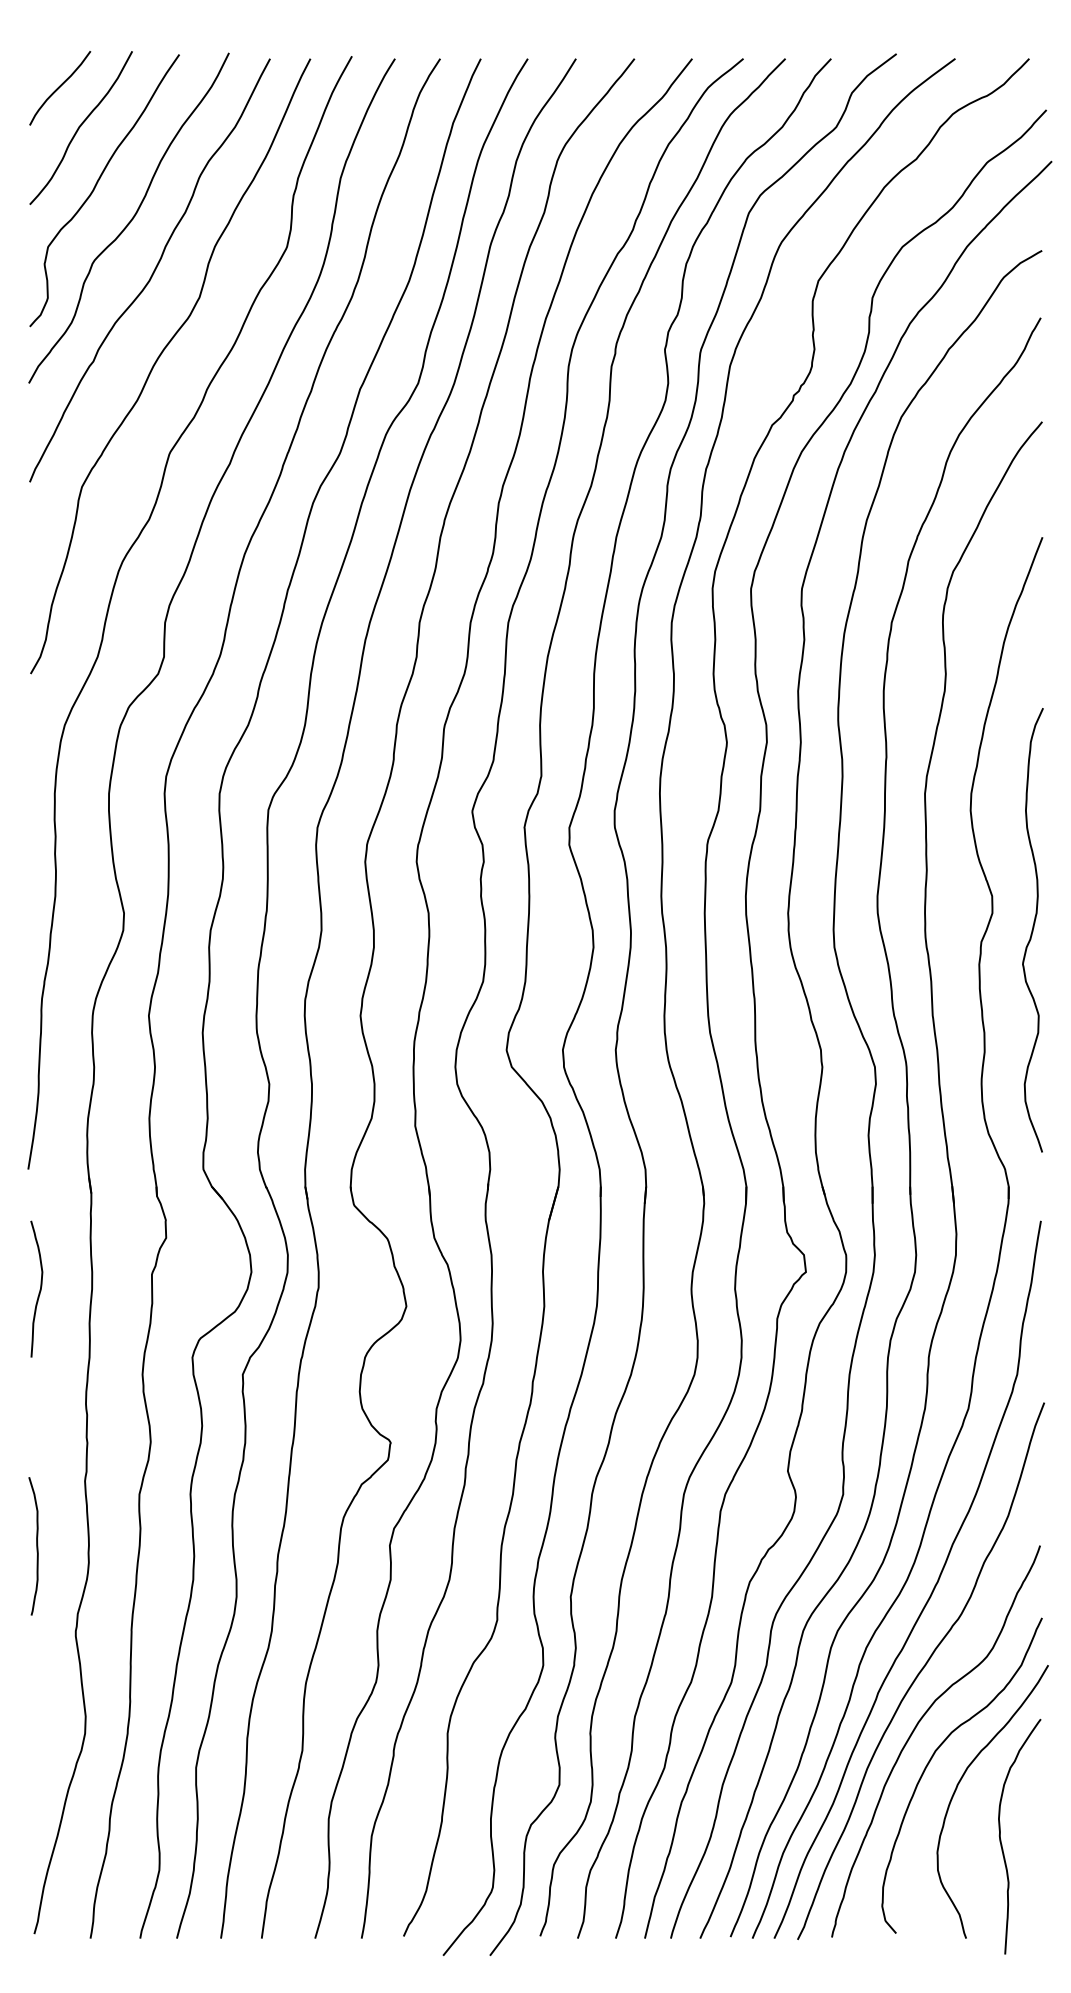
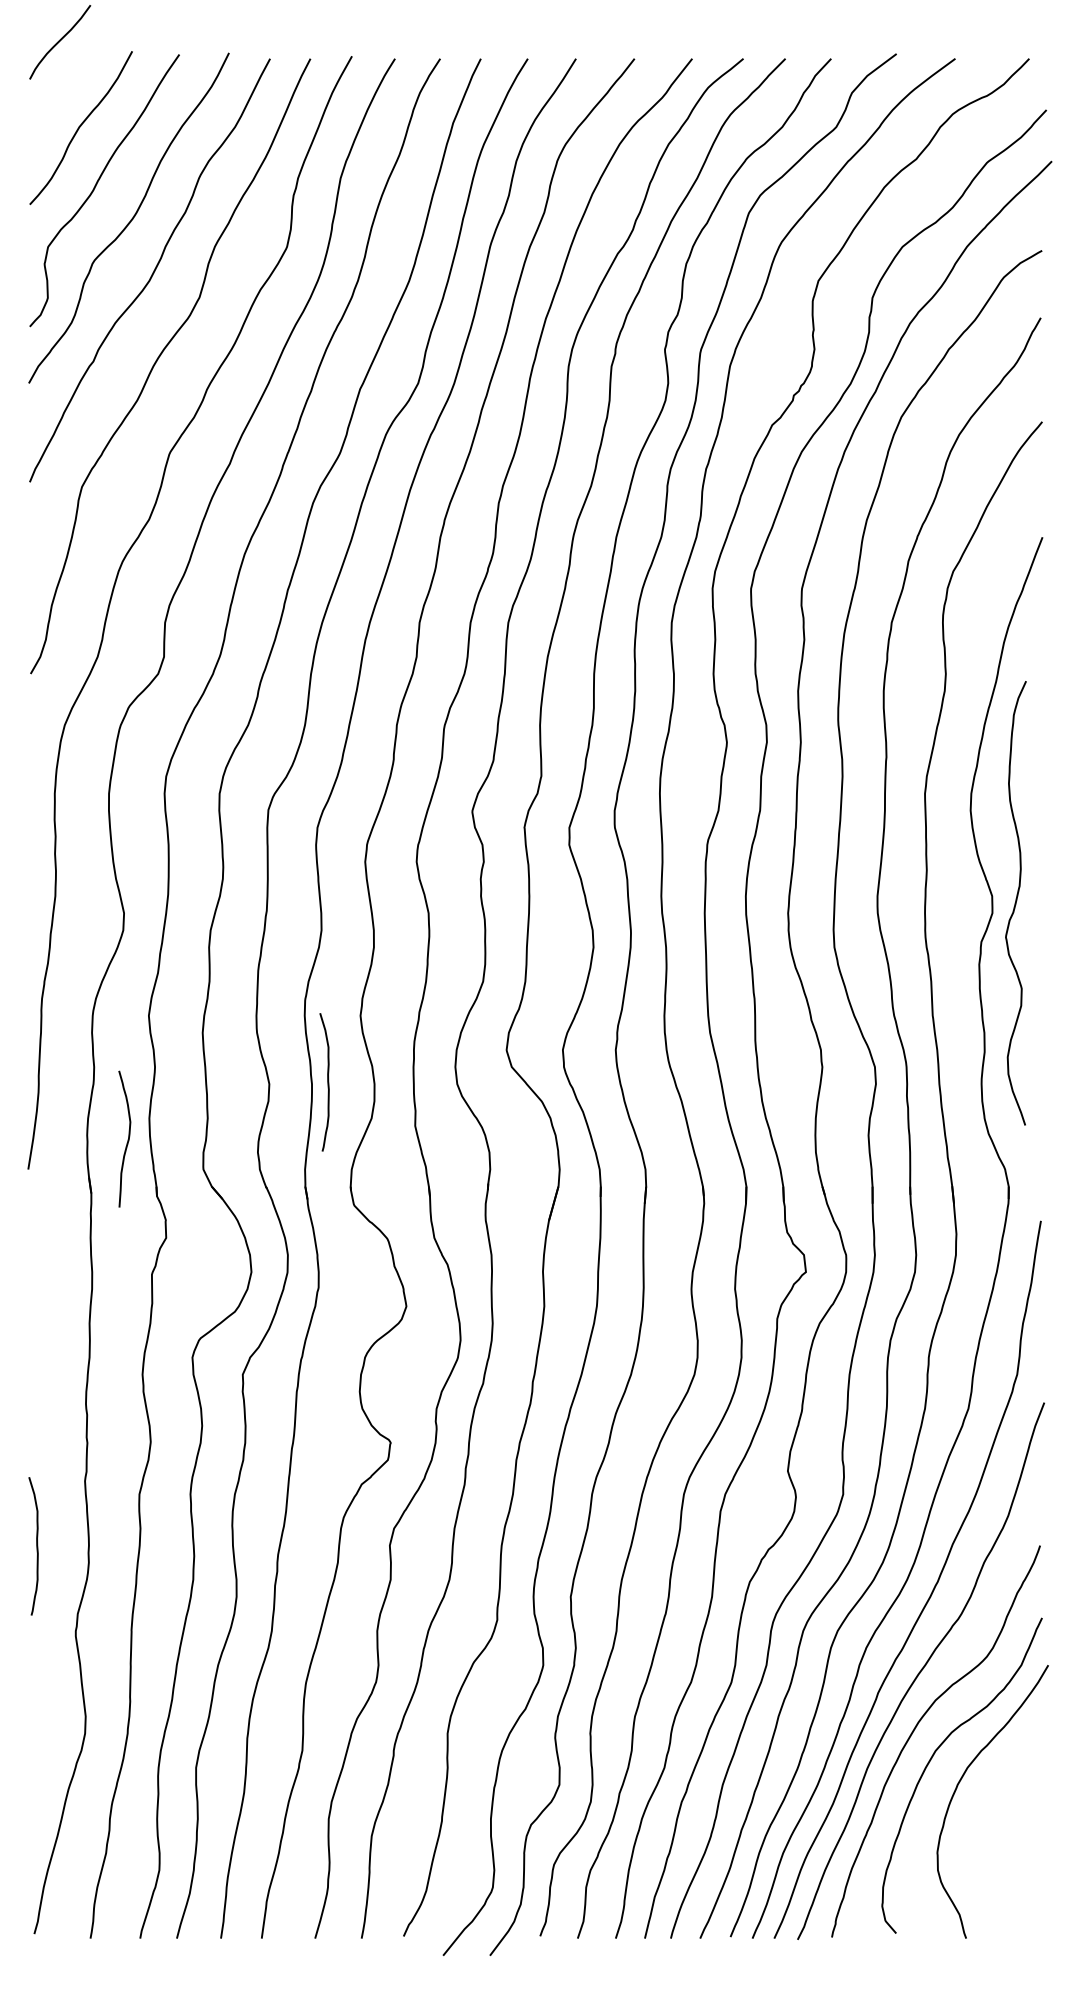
curve position: (60, 87) -> (60, 41) (60, 41)
curve position: (1032, 930) -> (1015, 903) (1015, 903)
curve: none -> present (327, 1082)
curve position: (39, 1289) -> (127, 1139) (127, 1139)
curve: present -> none (1001, 1839)
